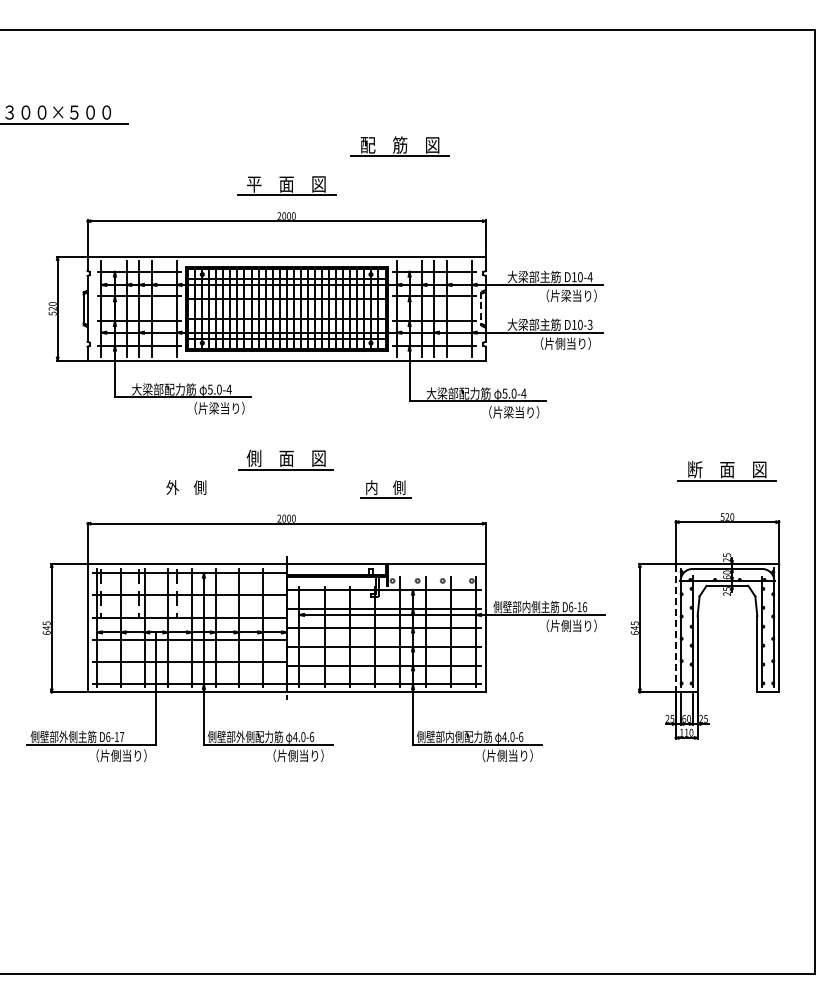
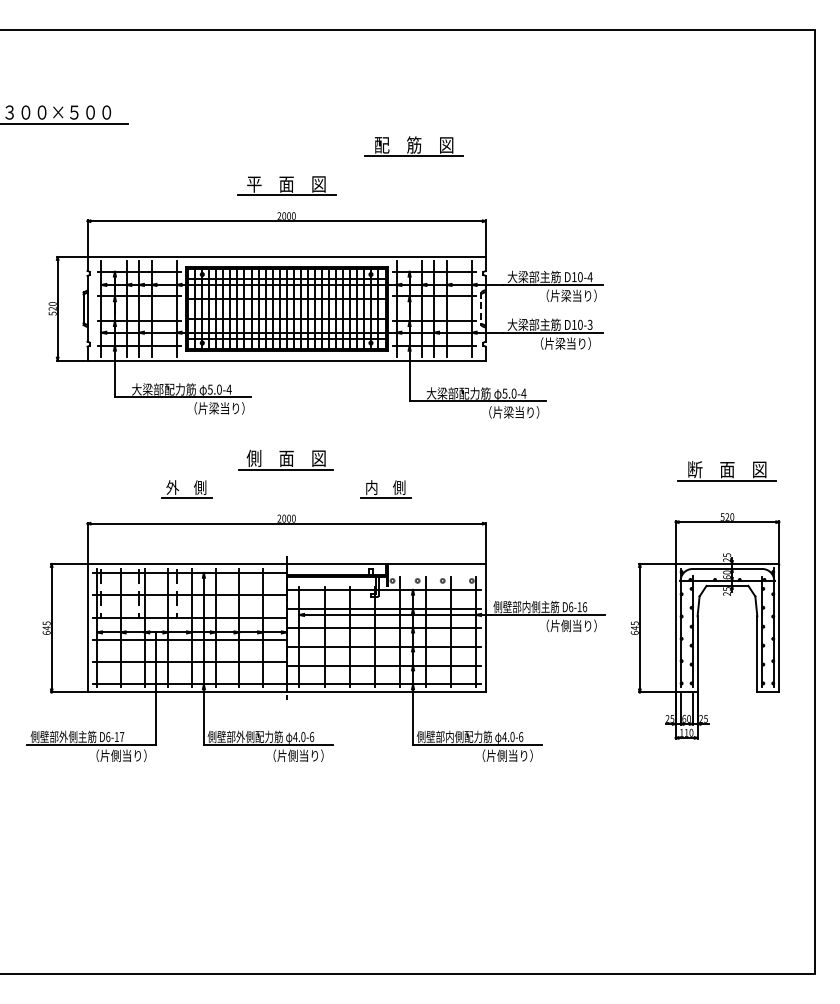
part position: (399, 146) -> (413, 146) (413, 146)
text: （片側当り） -> （片梁当り） (560, 343)
line: none -> present (187, 497)
line: dashed -> solid (675, 628)
